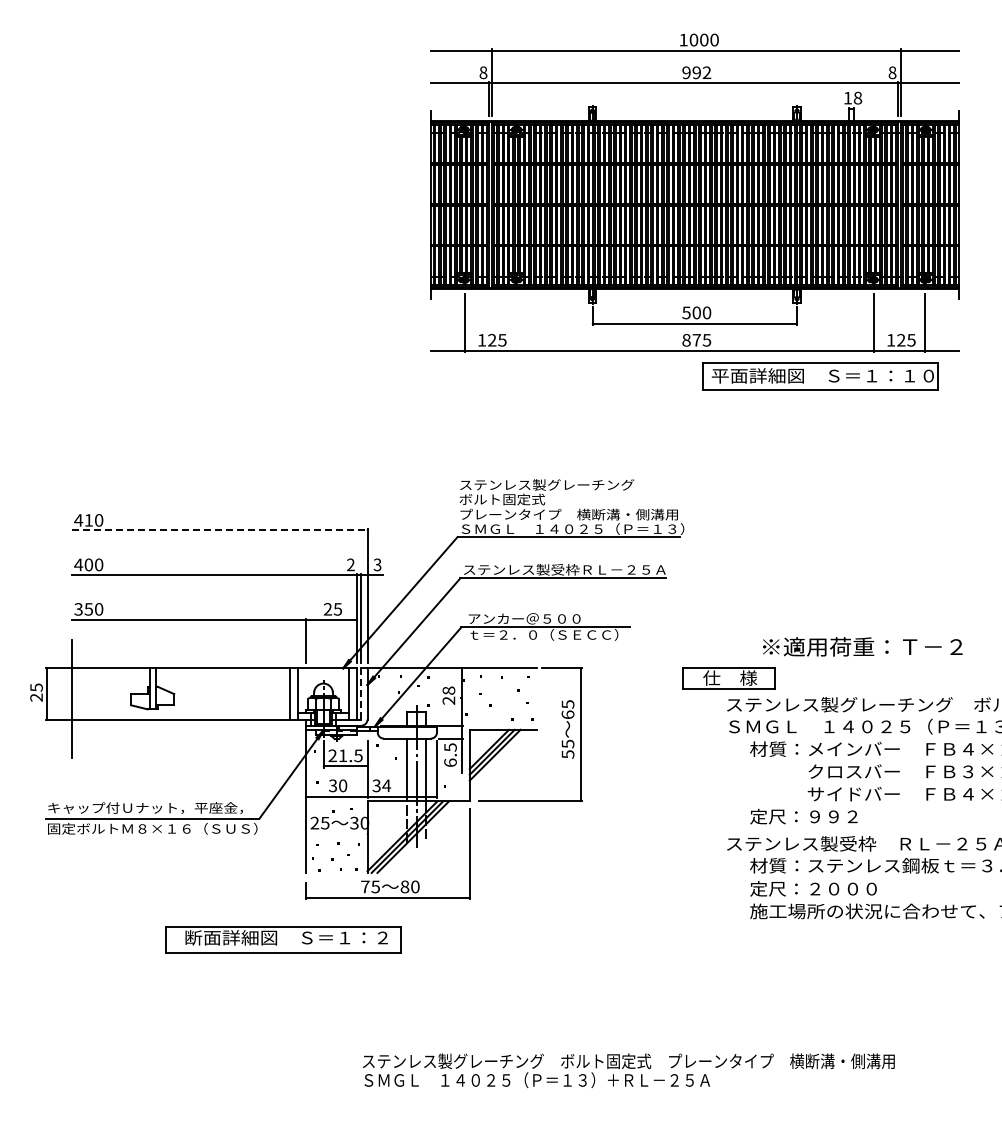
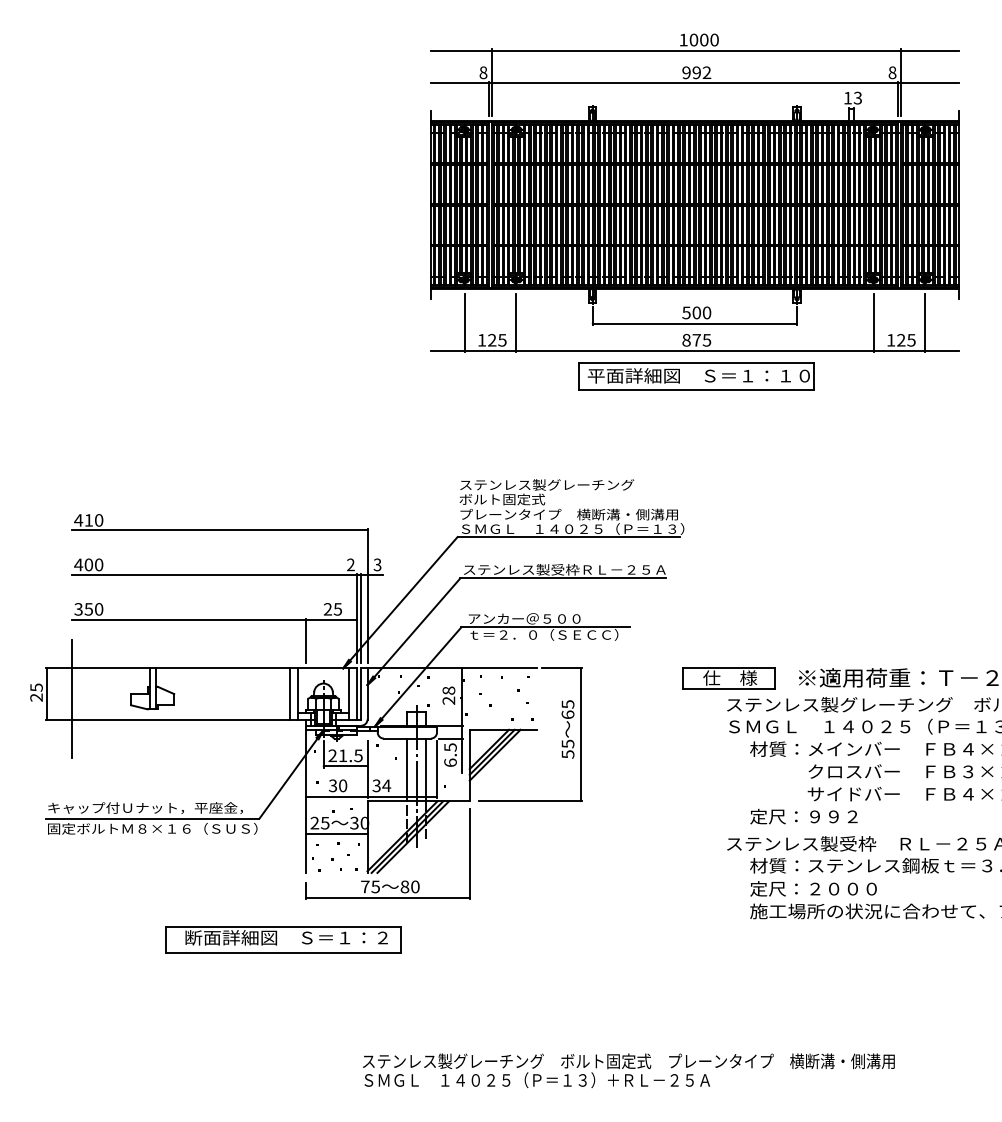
text: 18 -> 13 (857, 97)
line: none -> present (515, 322)
part position: (820, 376) -> (696, 376) (696, 376)
line: dashed -> solid (219, 530)
text position: (862, 646) -> (898, 677) (898, 677)
line: dashed -> solid (361, 694)
line: none -> present (336, 834)
